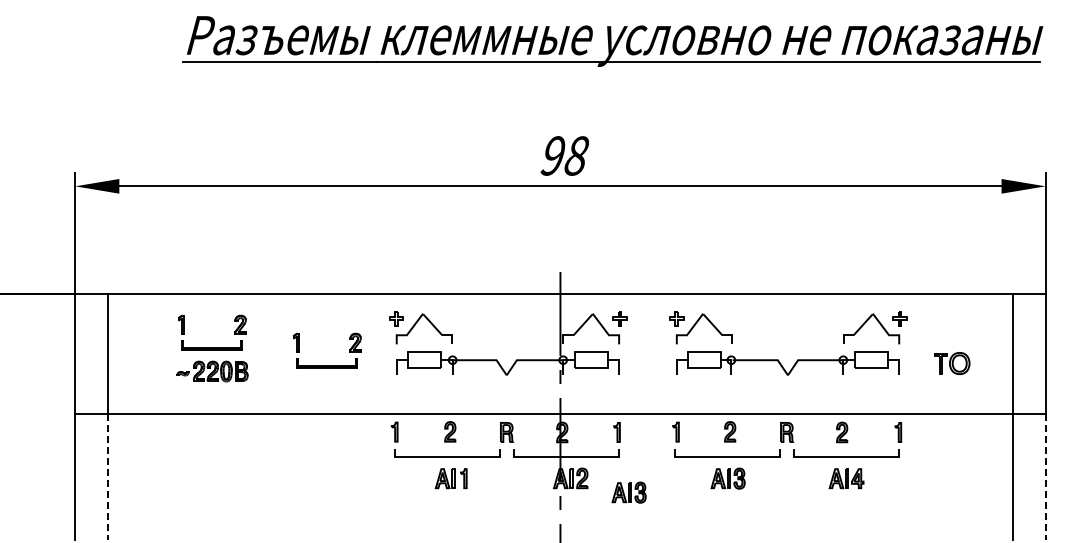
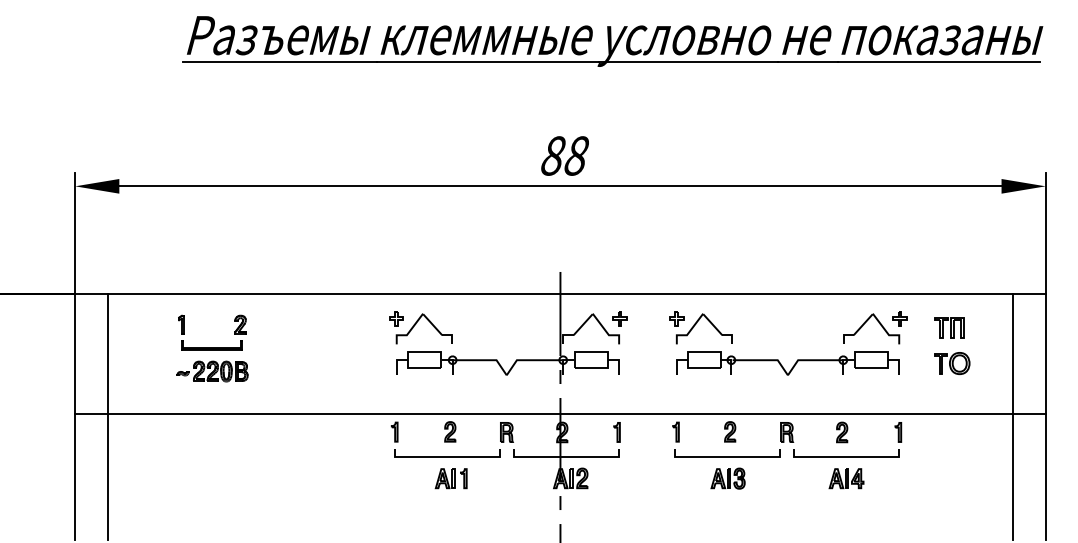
text: 98 -> 88 (552, 155)
part: none -> present (949, 327)
part: present -> none (327, 365)
line: dashed -> solid (108, 477)
line: dashed -> solid (1045, 477)
part: present -> none (628, 492)
